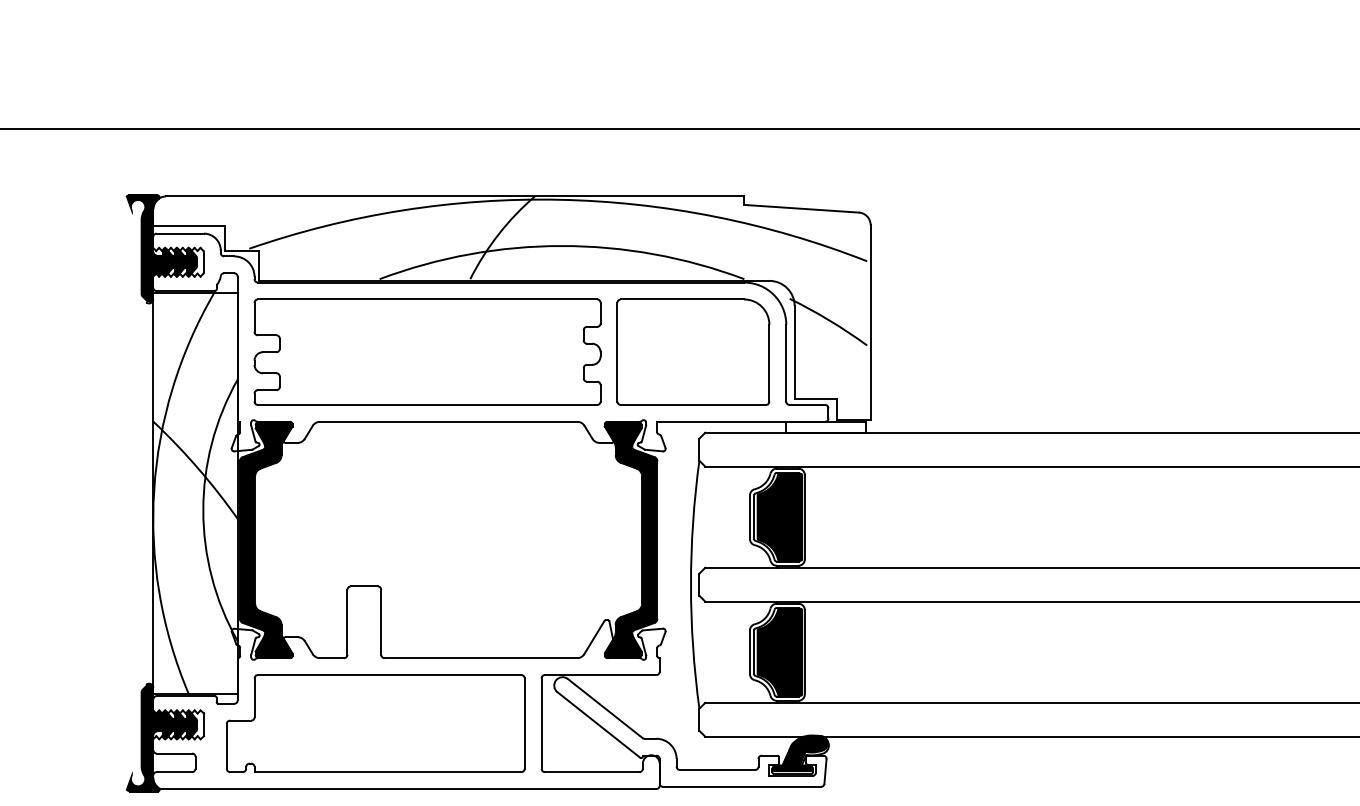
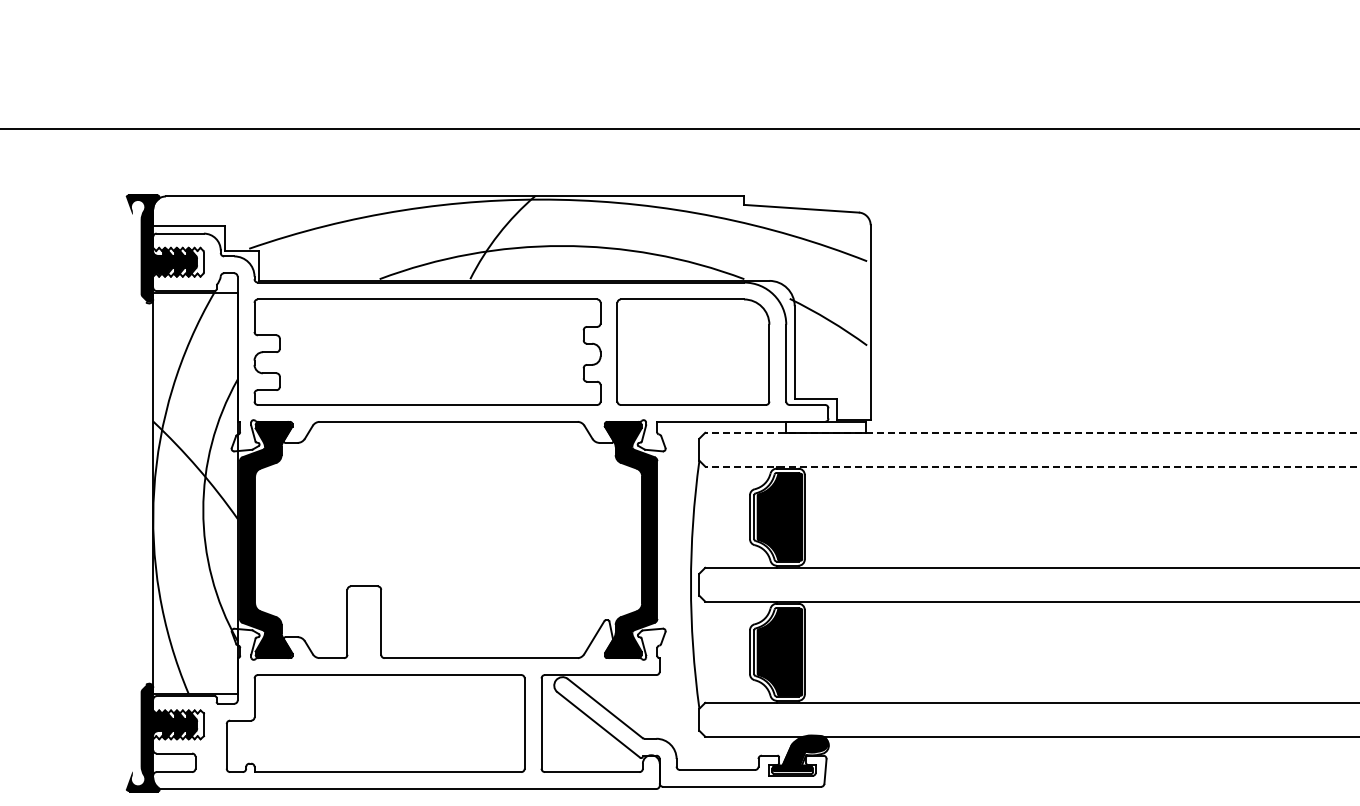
line: solid -> dashed (1031, 432)
line: solid -> dashed (1031, 466)
